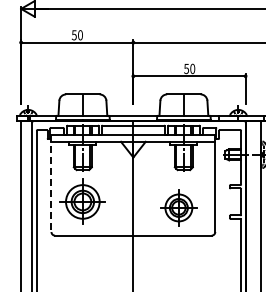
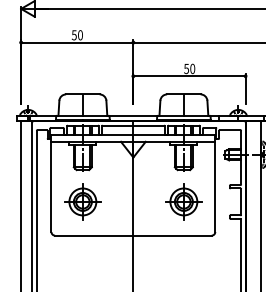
line: dashed -> solid (51, 183)
part size: 47x47 px -> 38x38 px (82, 201)
part position: (178, 207) -> (183, 201) (183, 201)
